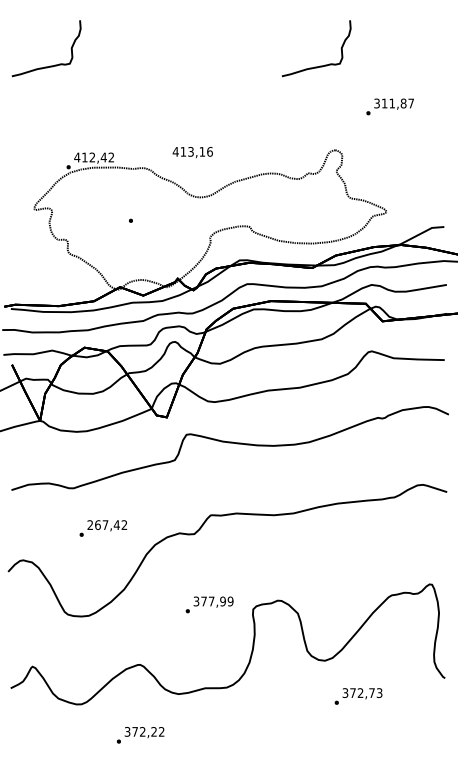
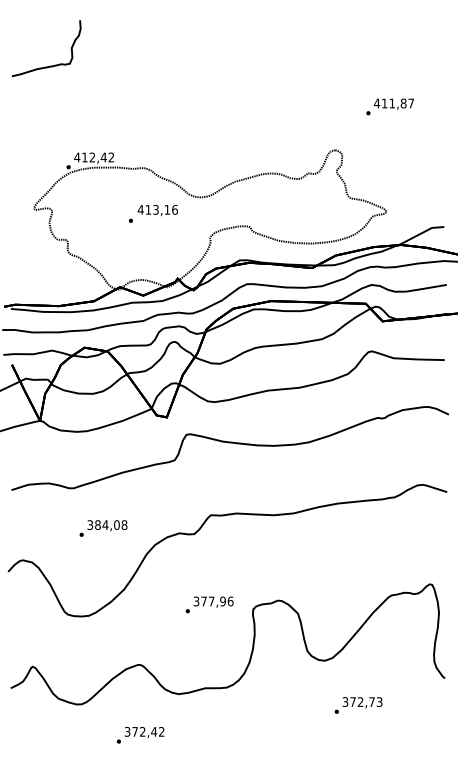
curve: present -> none (320, 65)
text: 311,87 -> 411,87 (377, 103)
text position: (192, 152) -> (157, 210) (157, 210)
text: 267,42 -> 384,08 (107, 525)
text: 377,99 -> 377,96 (230, 601)
text position: (358, 696) -> (358, 705) (358, 705)
text: 372,22 -> 372,42 (154, 731)
